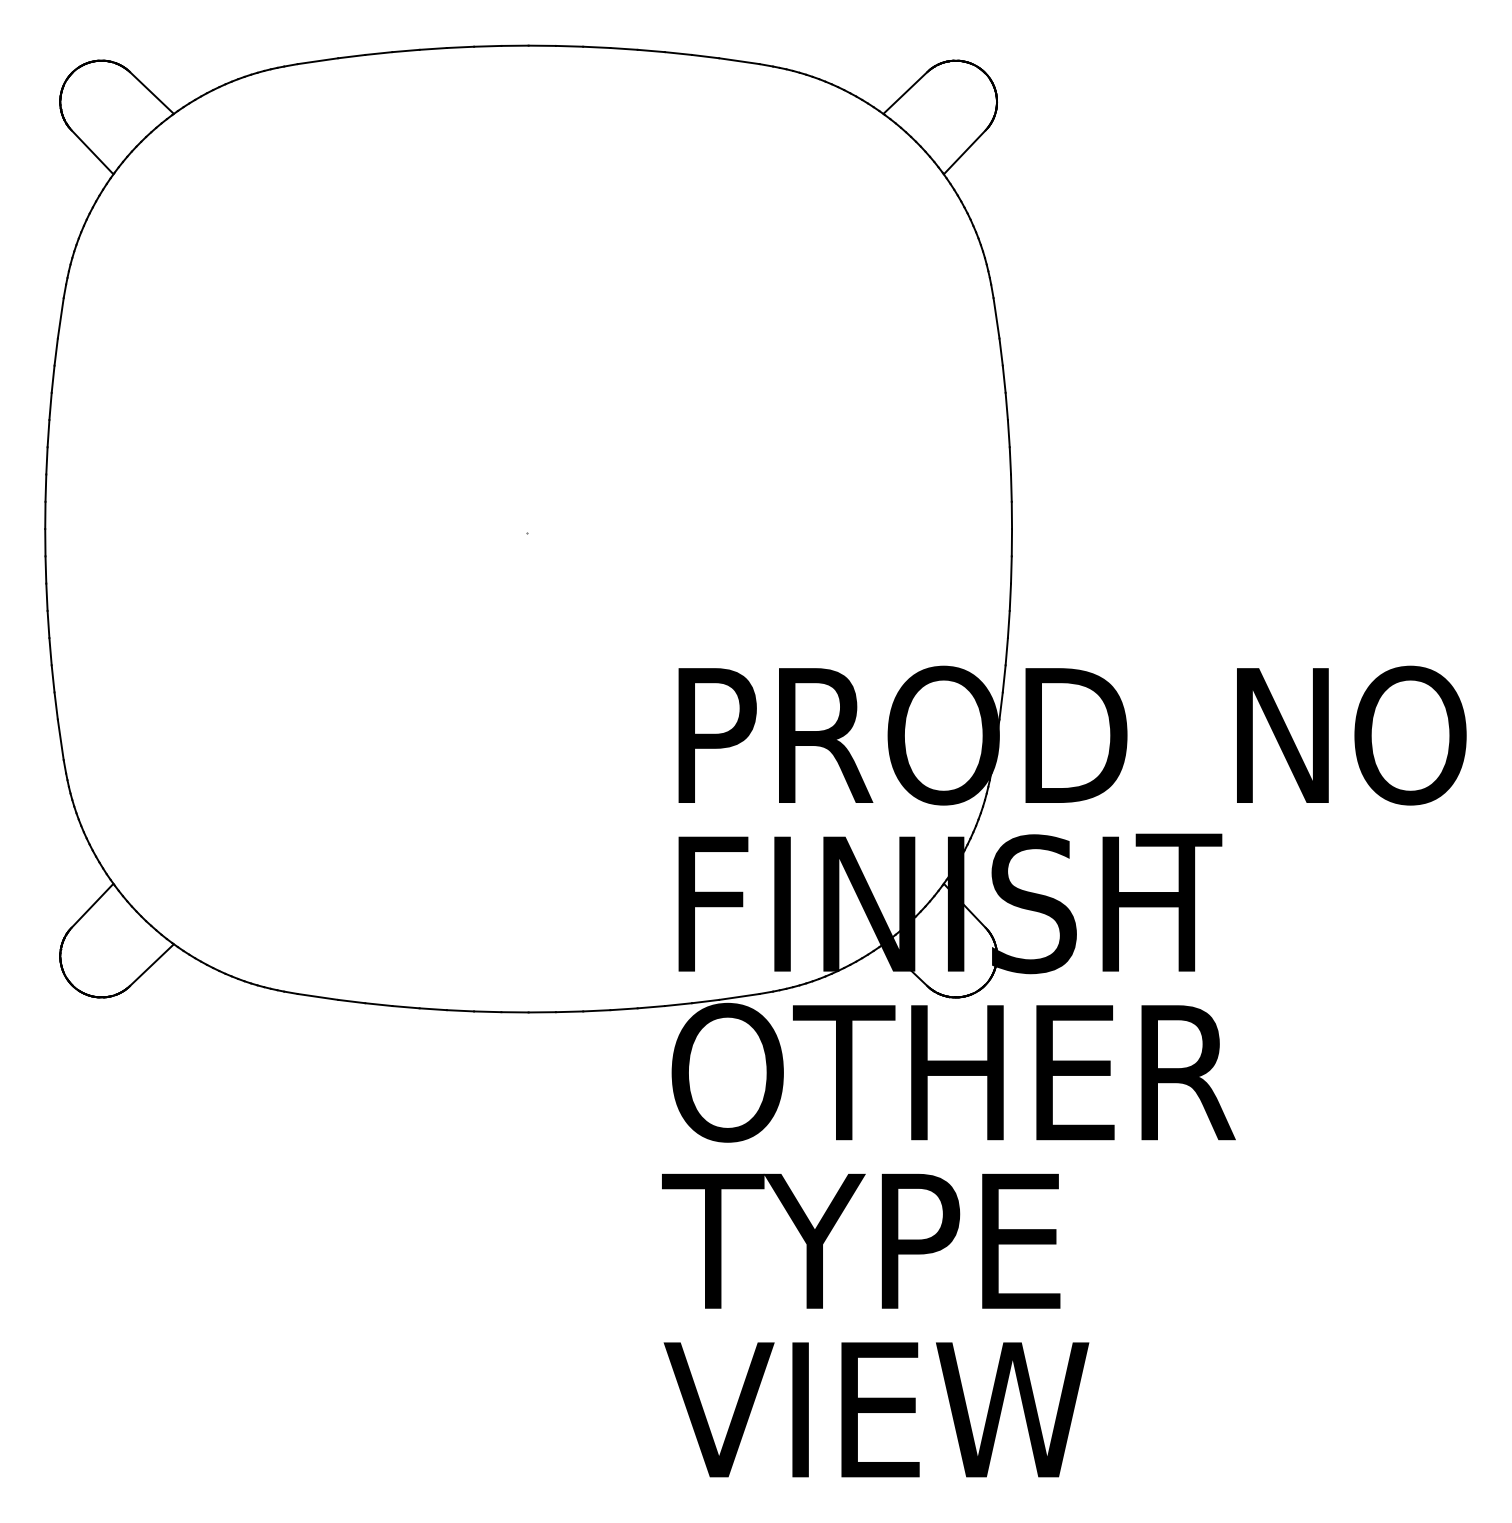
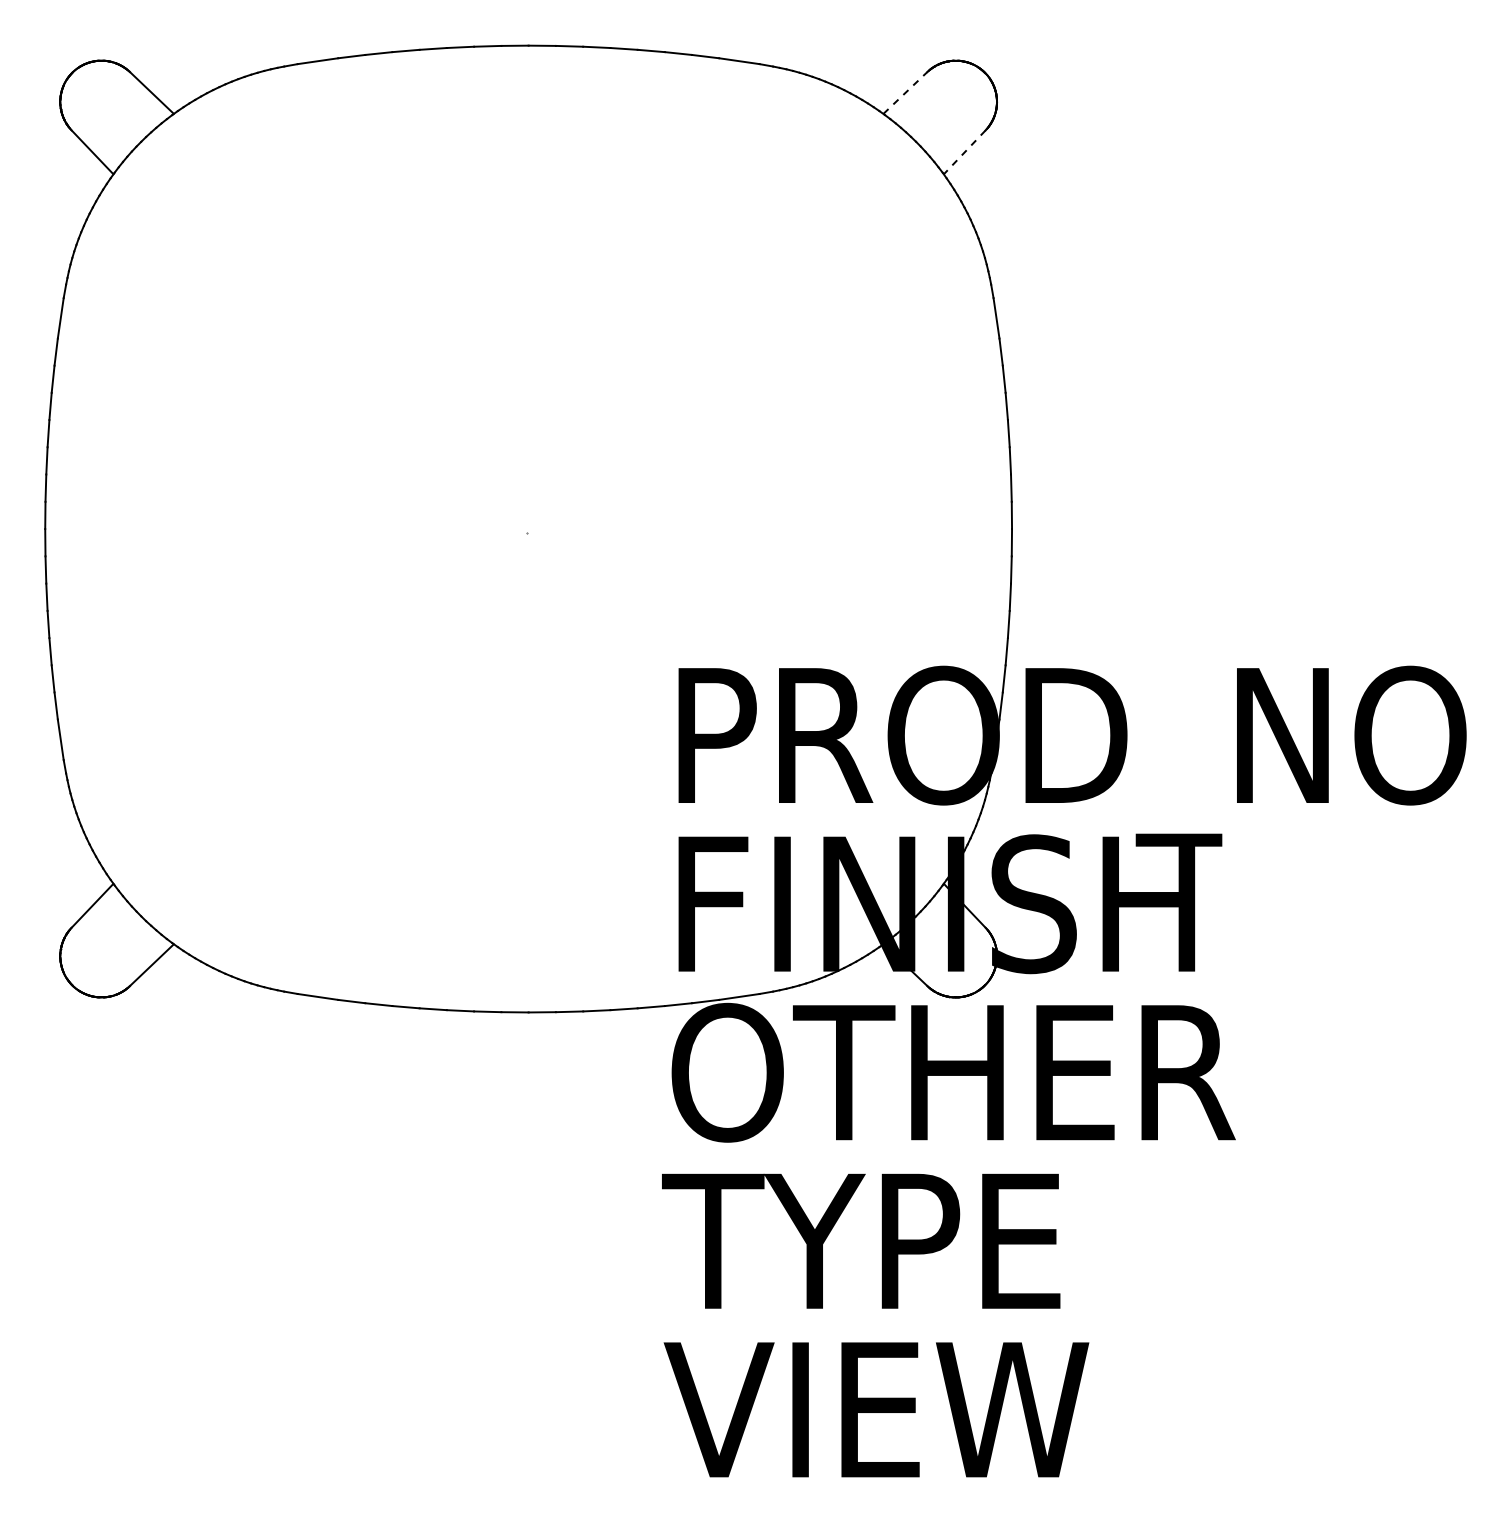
line: solid -> dashed (905, 92)
line: solid -> dashed (964, 152)
